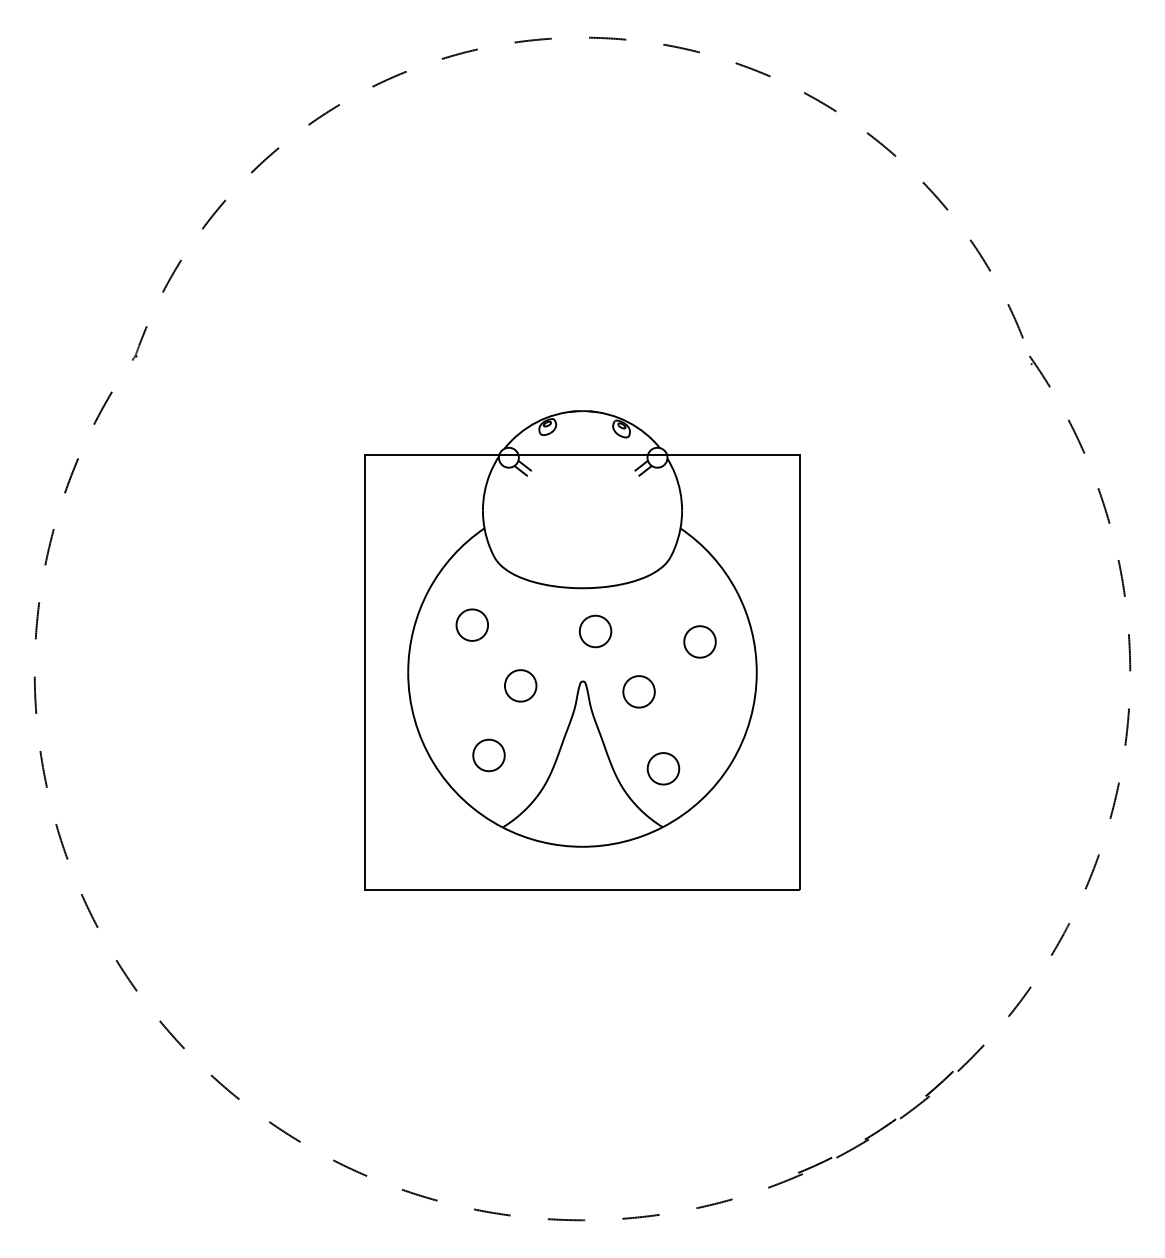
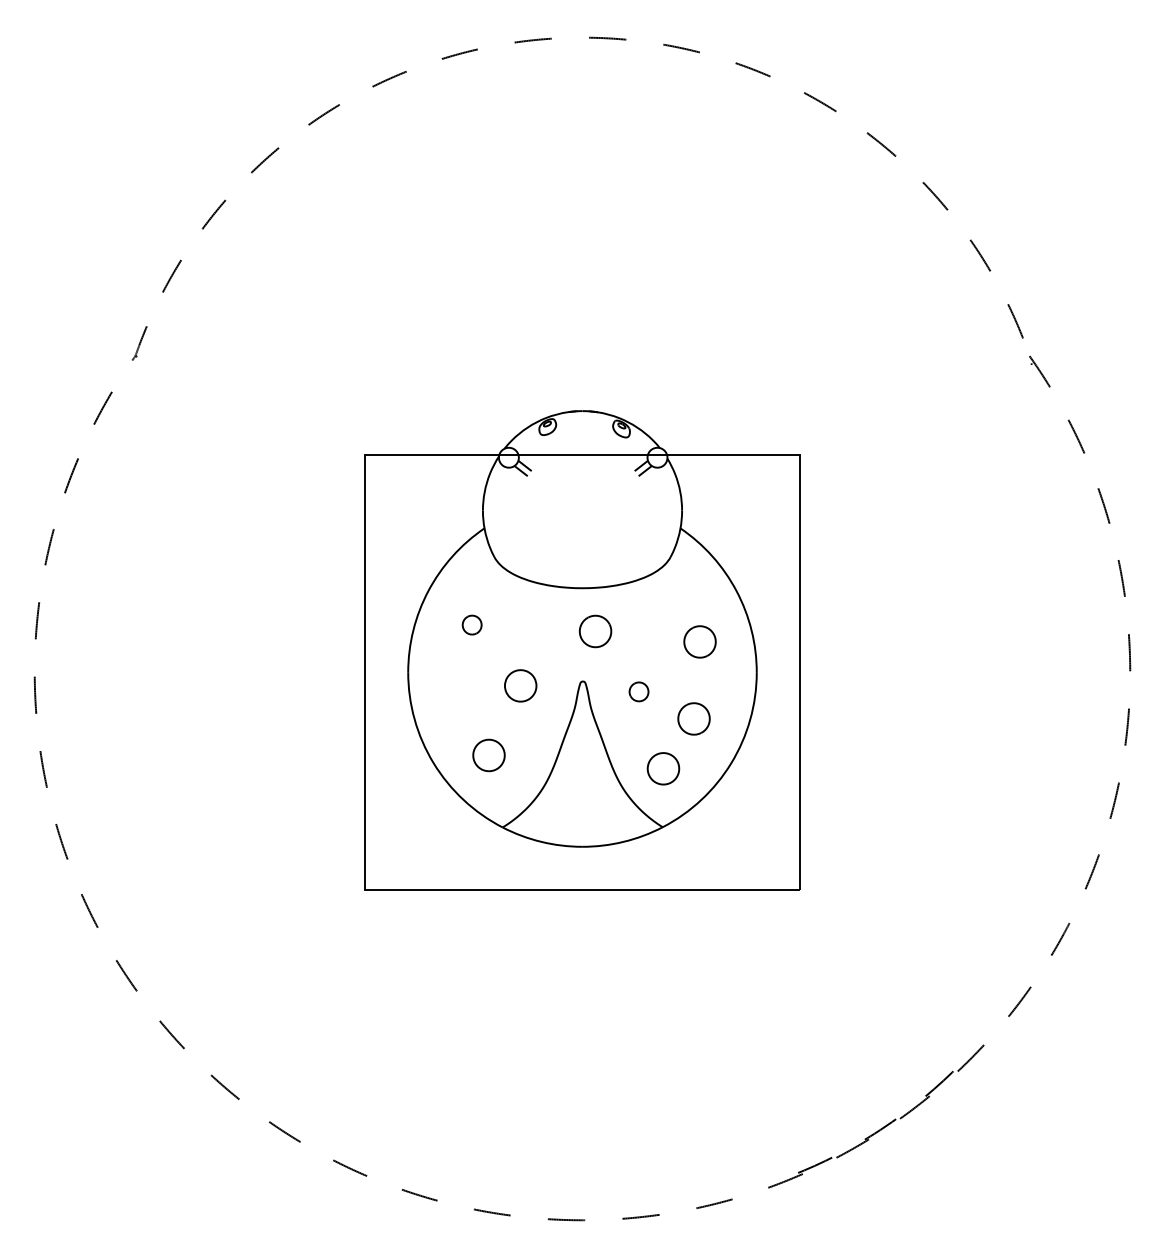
part size: 34x34 px -> 22x22 px (471, 624)
part size: 34x34 px -> 22x22 px (638, 691)
part: none -> present (693, 718)
